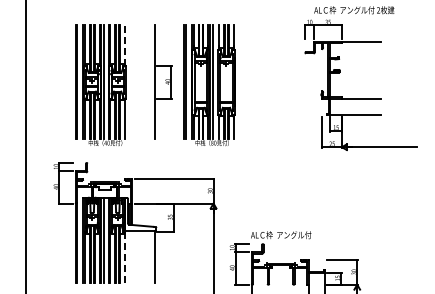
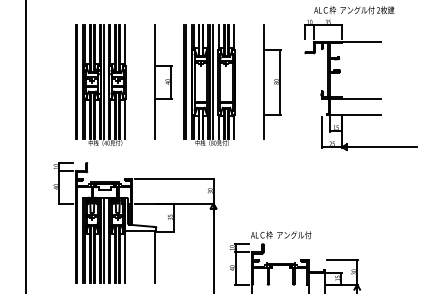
line: dashed -> solid (125, 45)
part: none -> present (272, 81)
line: dashed -> solid (125, 257)
